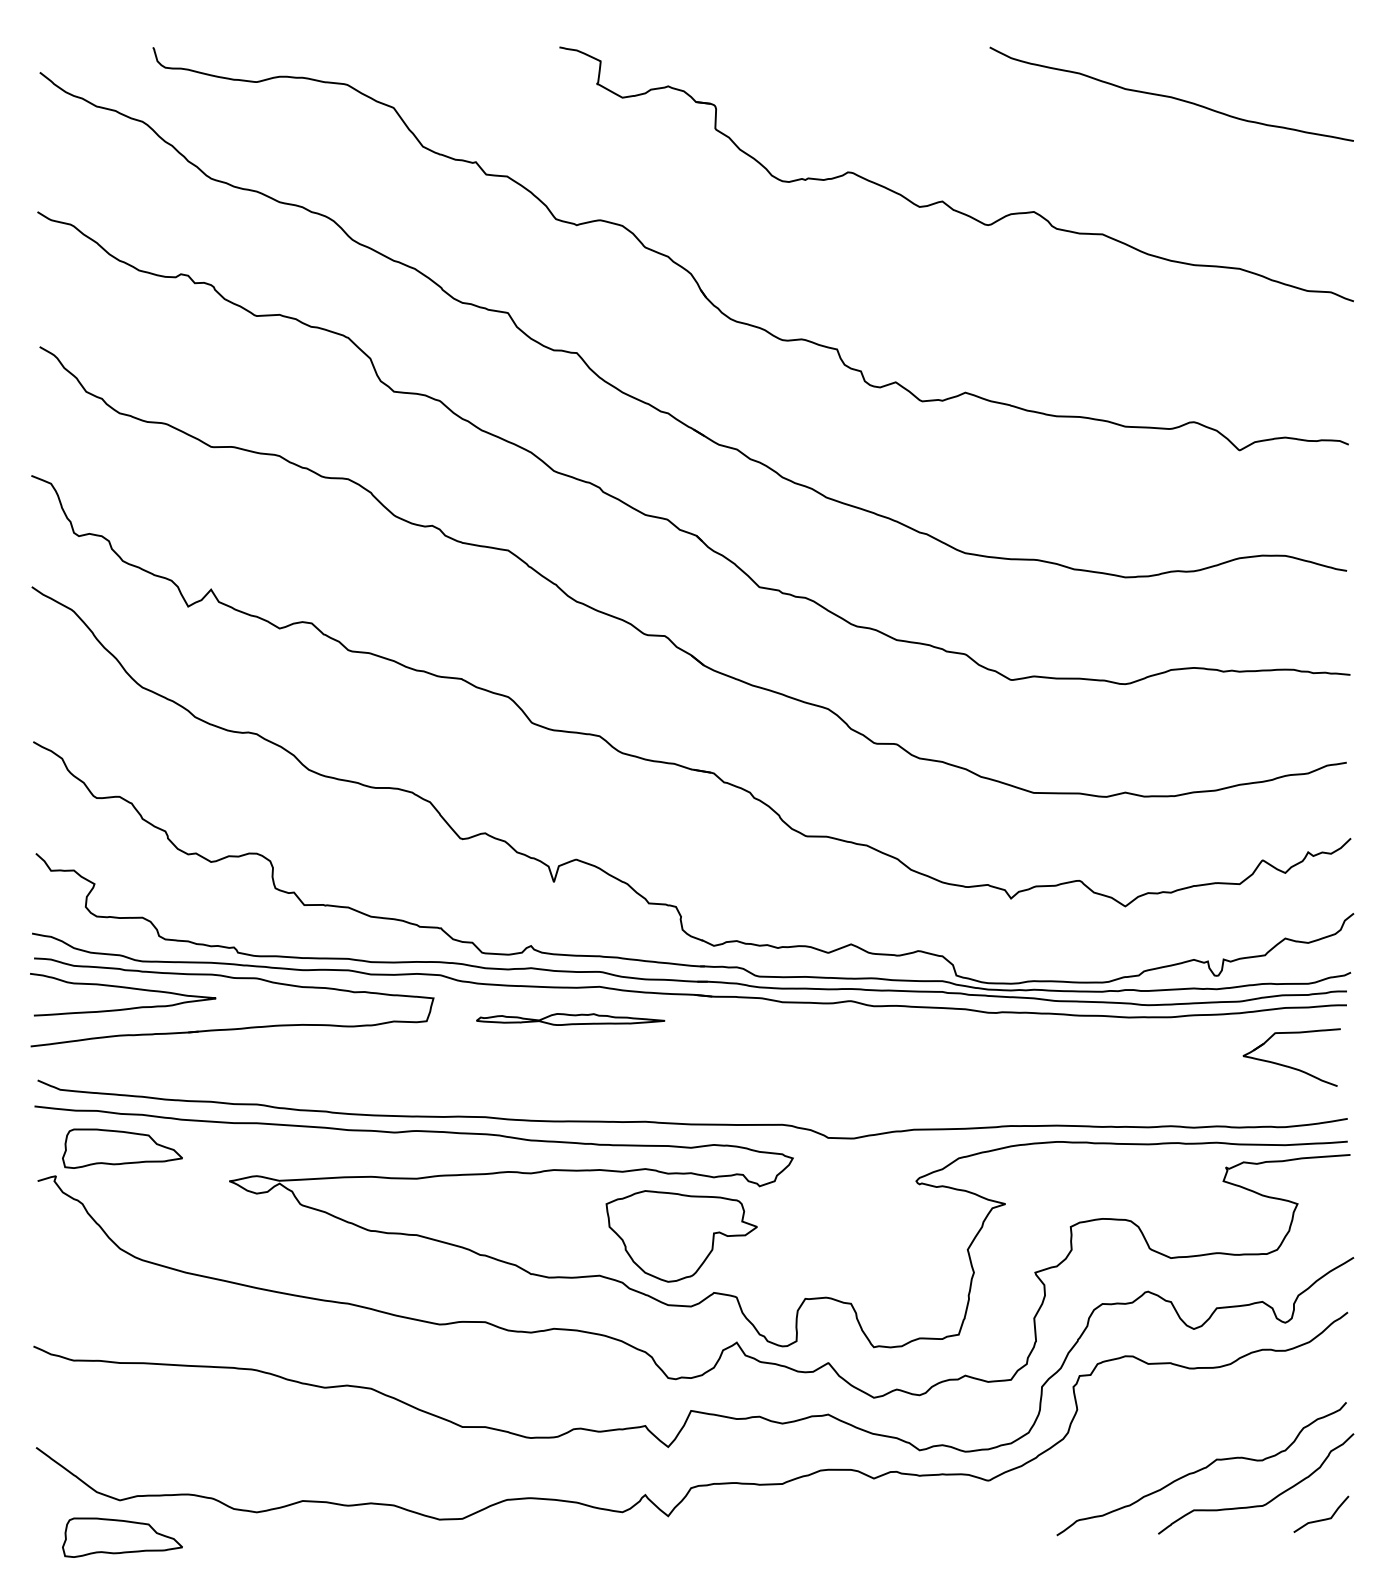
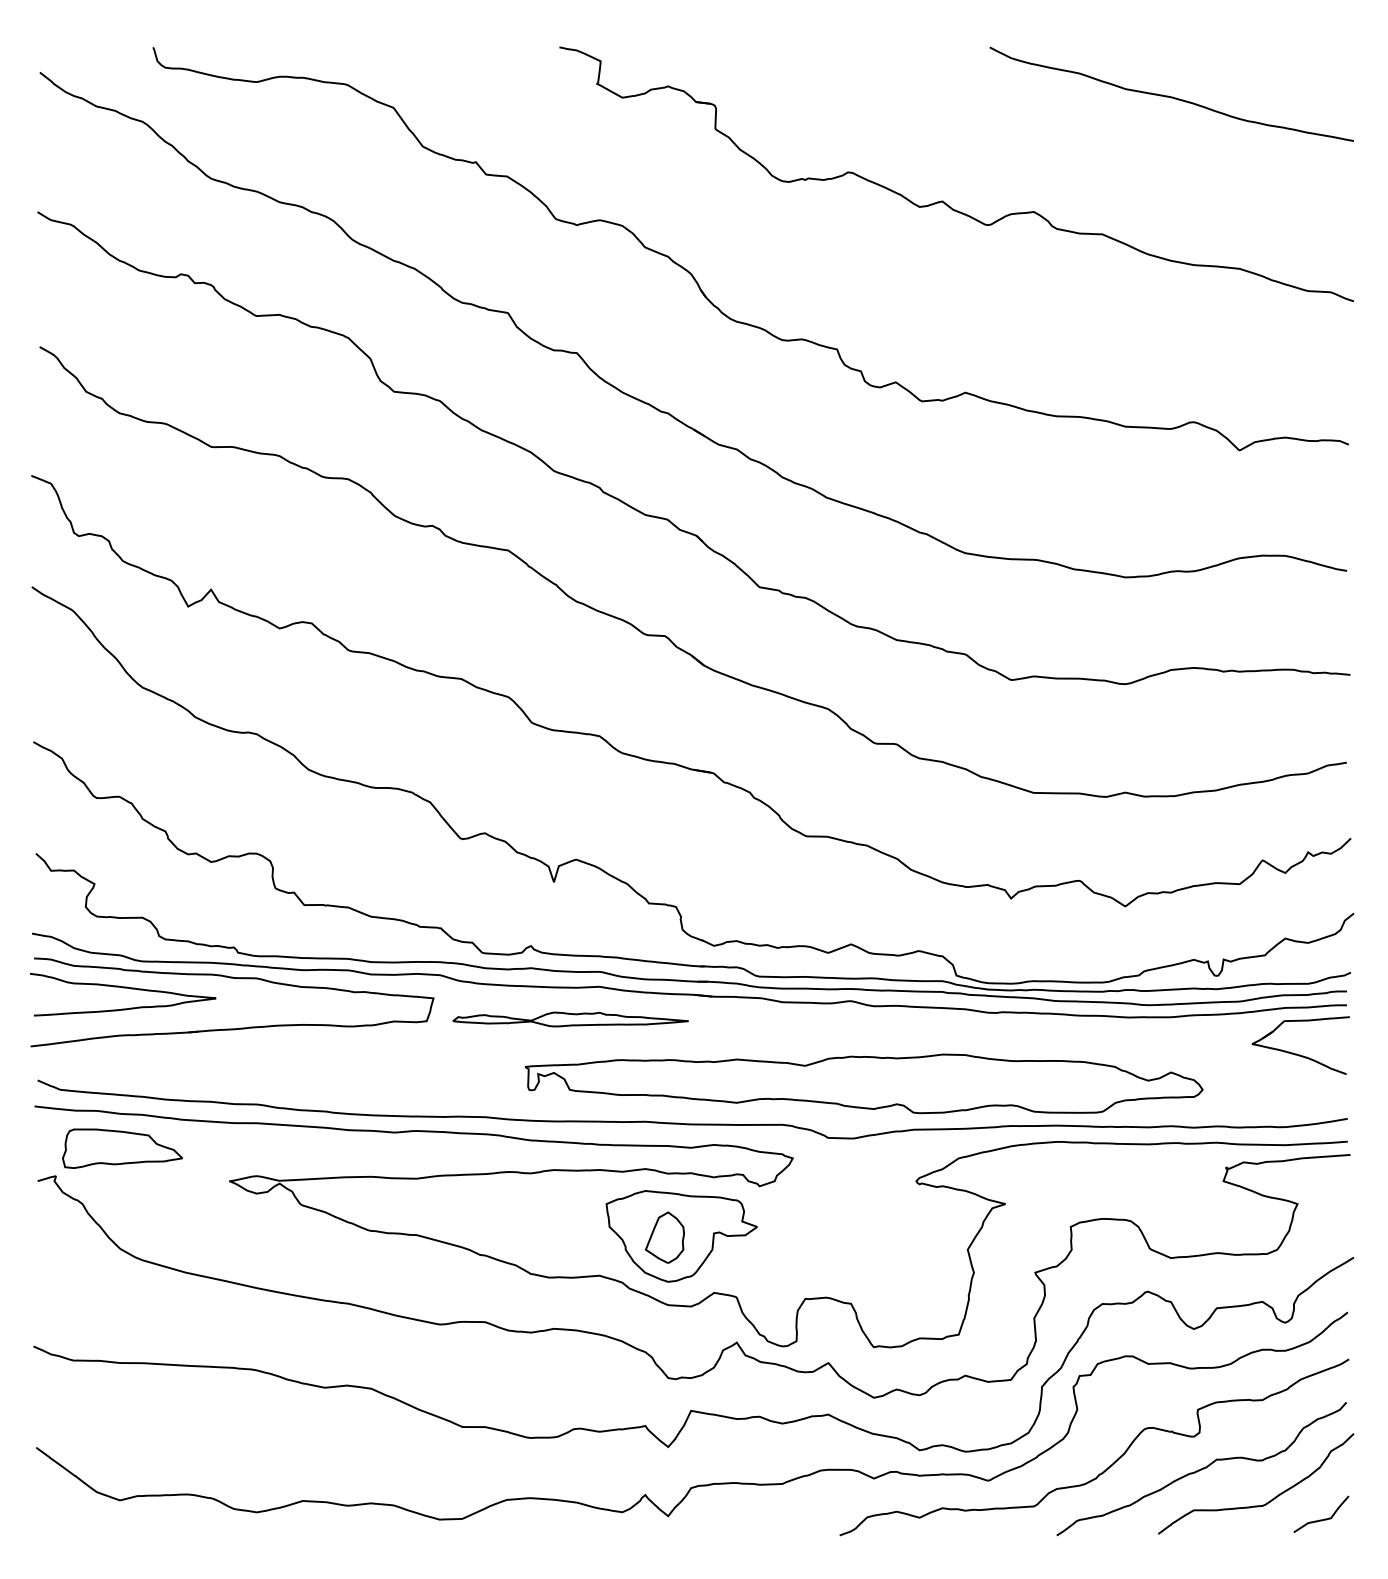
part size: 190x13 px -> 237x17 px (570, 1019)
part position: (1287, 1065) -> (1296, 1053) (1296, 1053)
part: none -> present (863, 1083)
part: none -> present (664, 1237)
curve: none -> present (1109, 1465)
part: present -> none (122, 1537)
